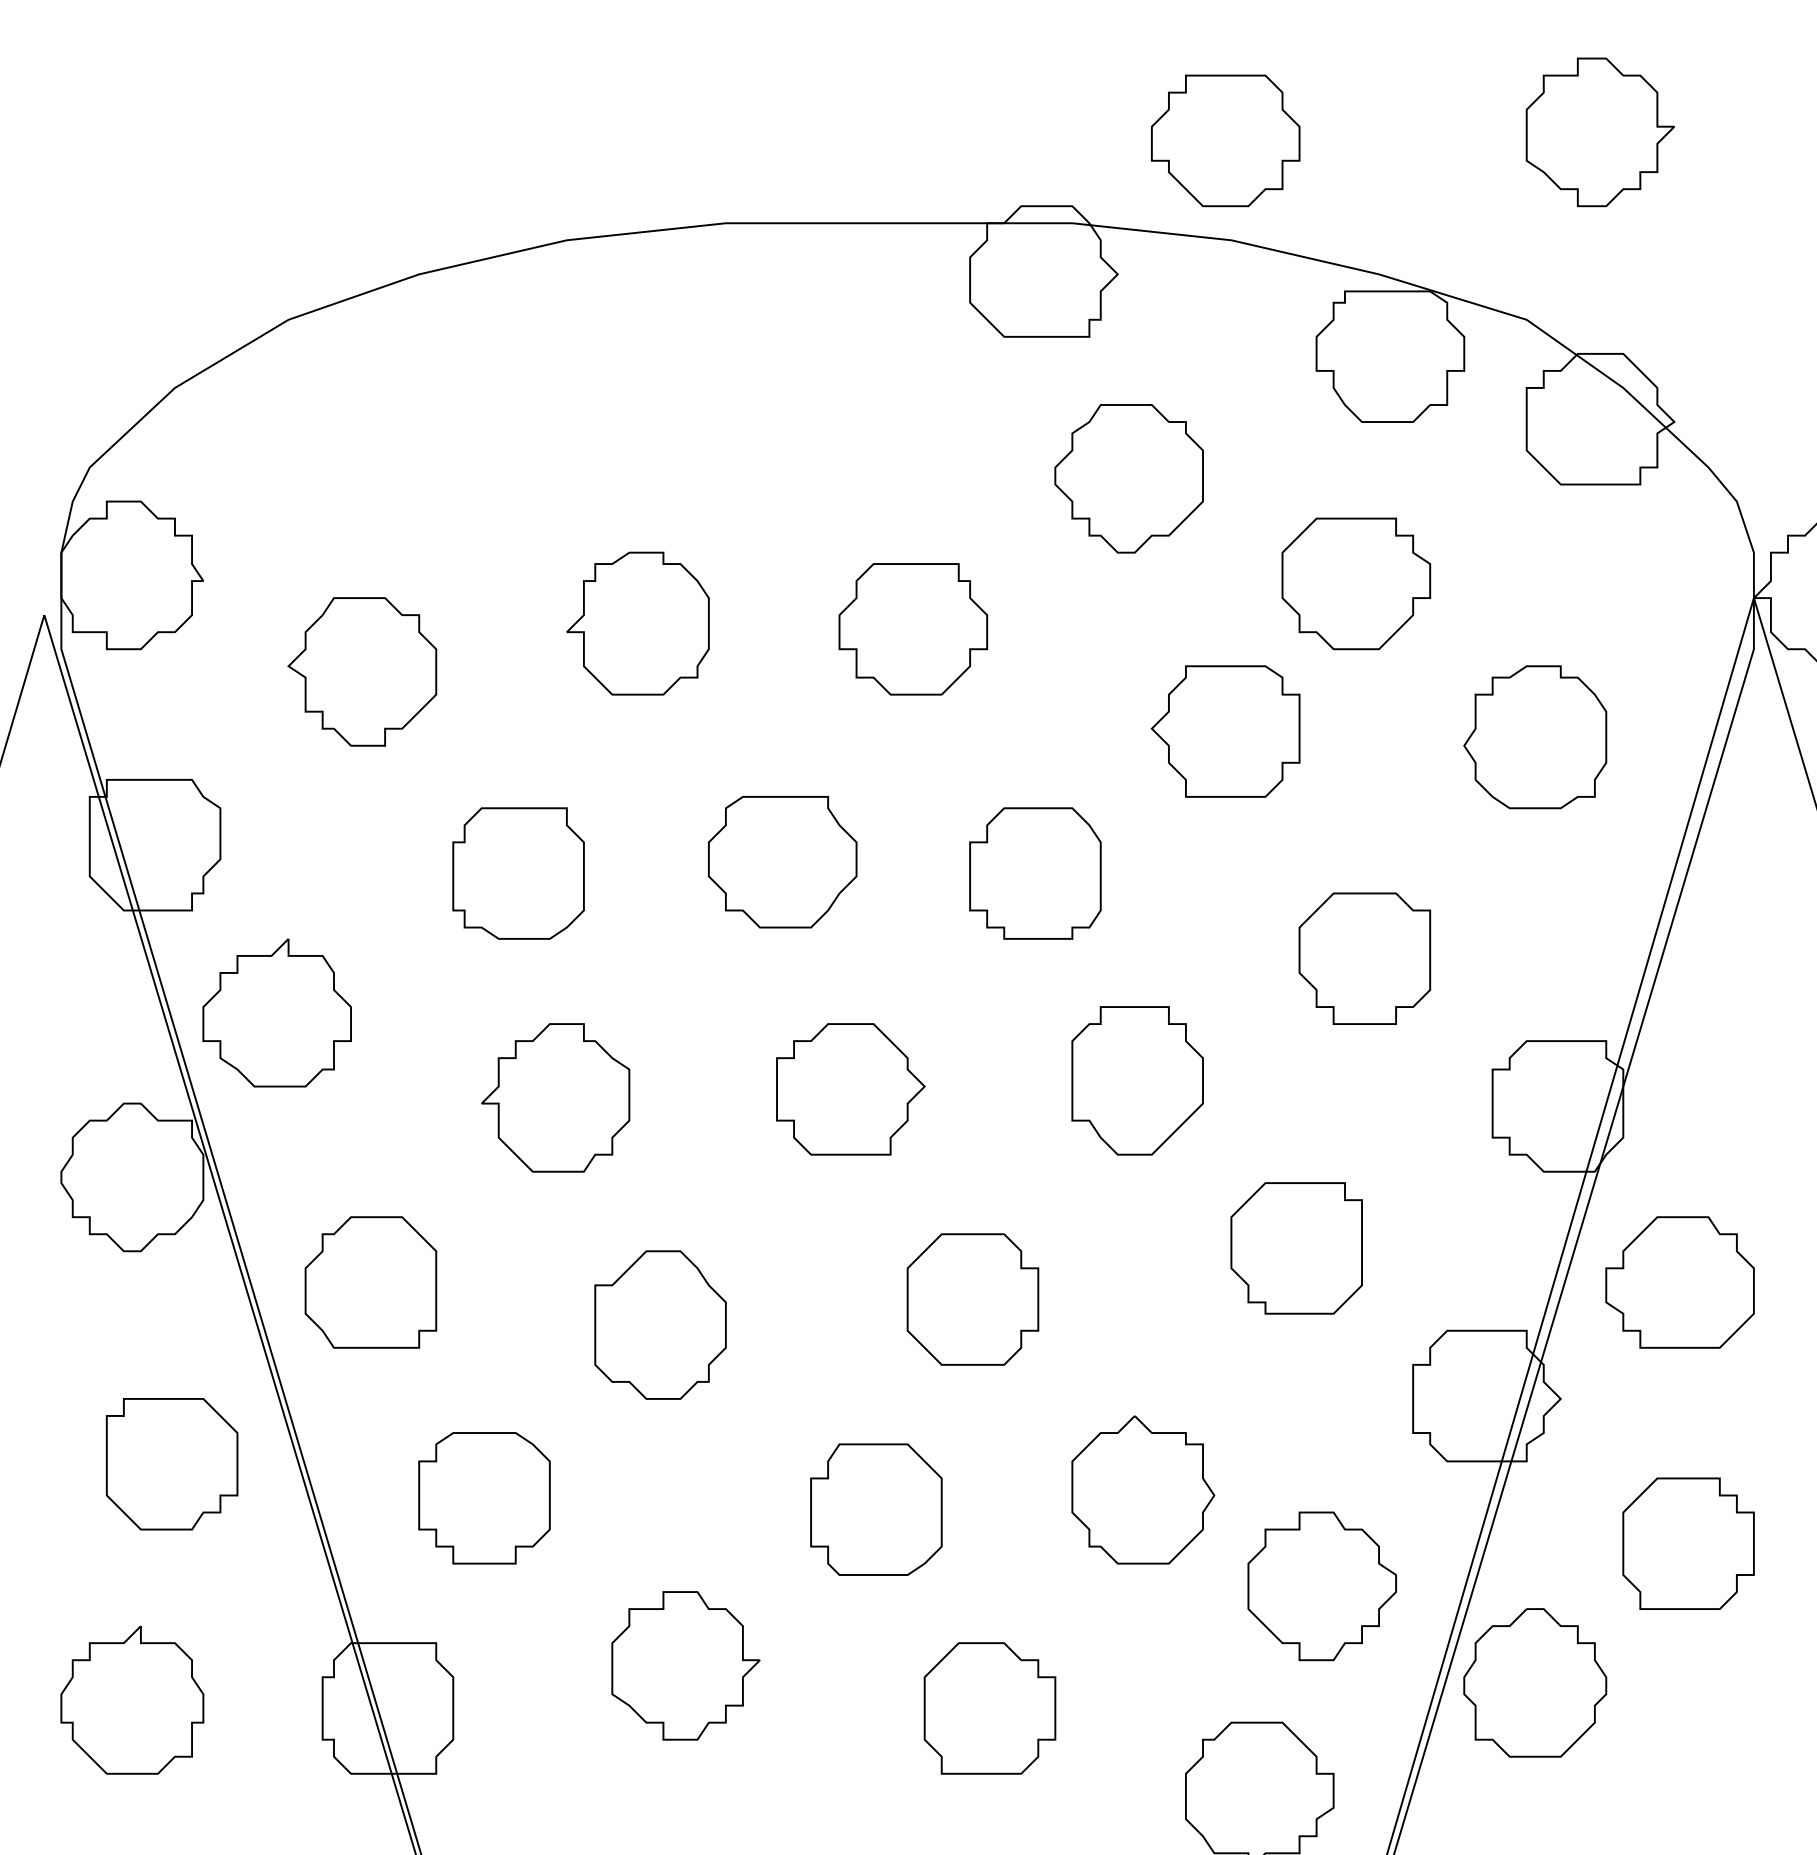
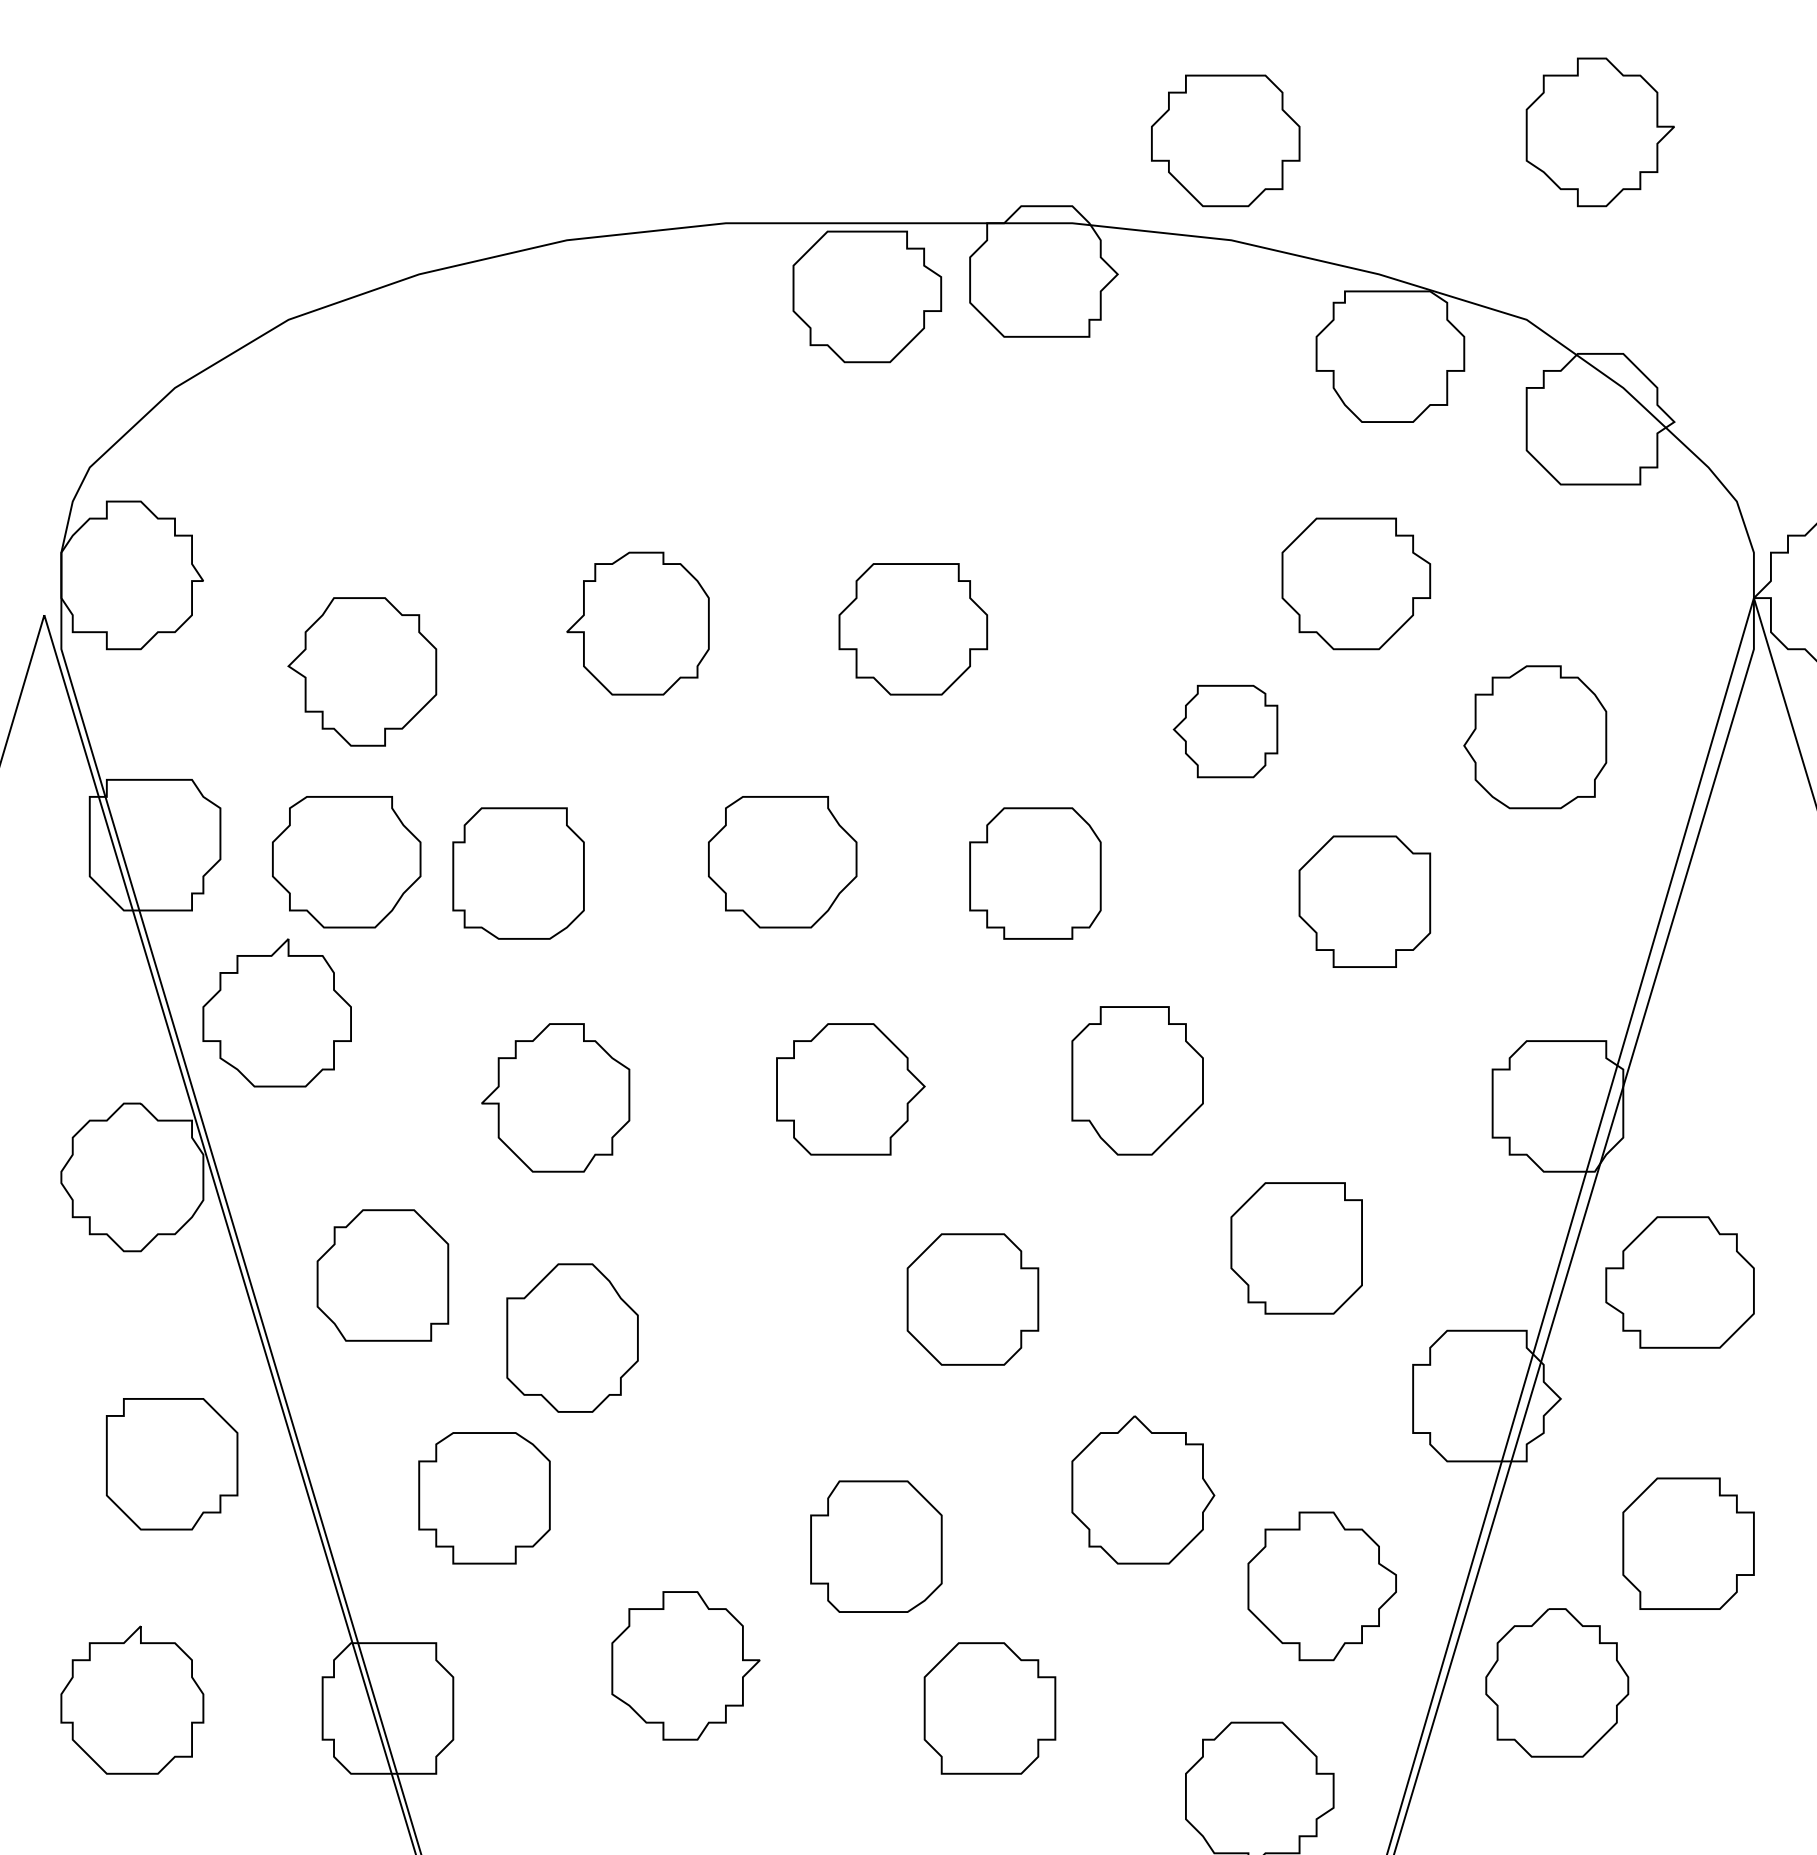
part: none -> present (867, 296)
part: present -> none (1128, 478)
part size: 151x133 px -> 107x95 px (1225, 731)
part: none -> present (346, 862)
part position: (1364, 958) -> (1364, 901) (1364, 901)
part position: (370, 1282) -> (382, 1275) (382, 1275)
part position: (660, 1324) -> (572, 1337) (572, 1337)
part position: (876, 1509) -> (876, 1546) (876, 1546)
part position: (1535, 1682) -> (1557, 1682) (1557, 1682)
